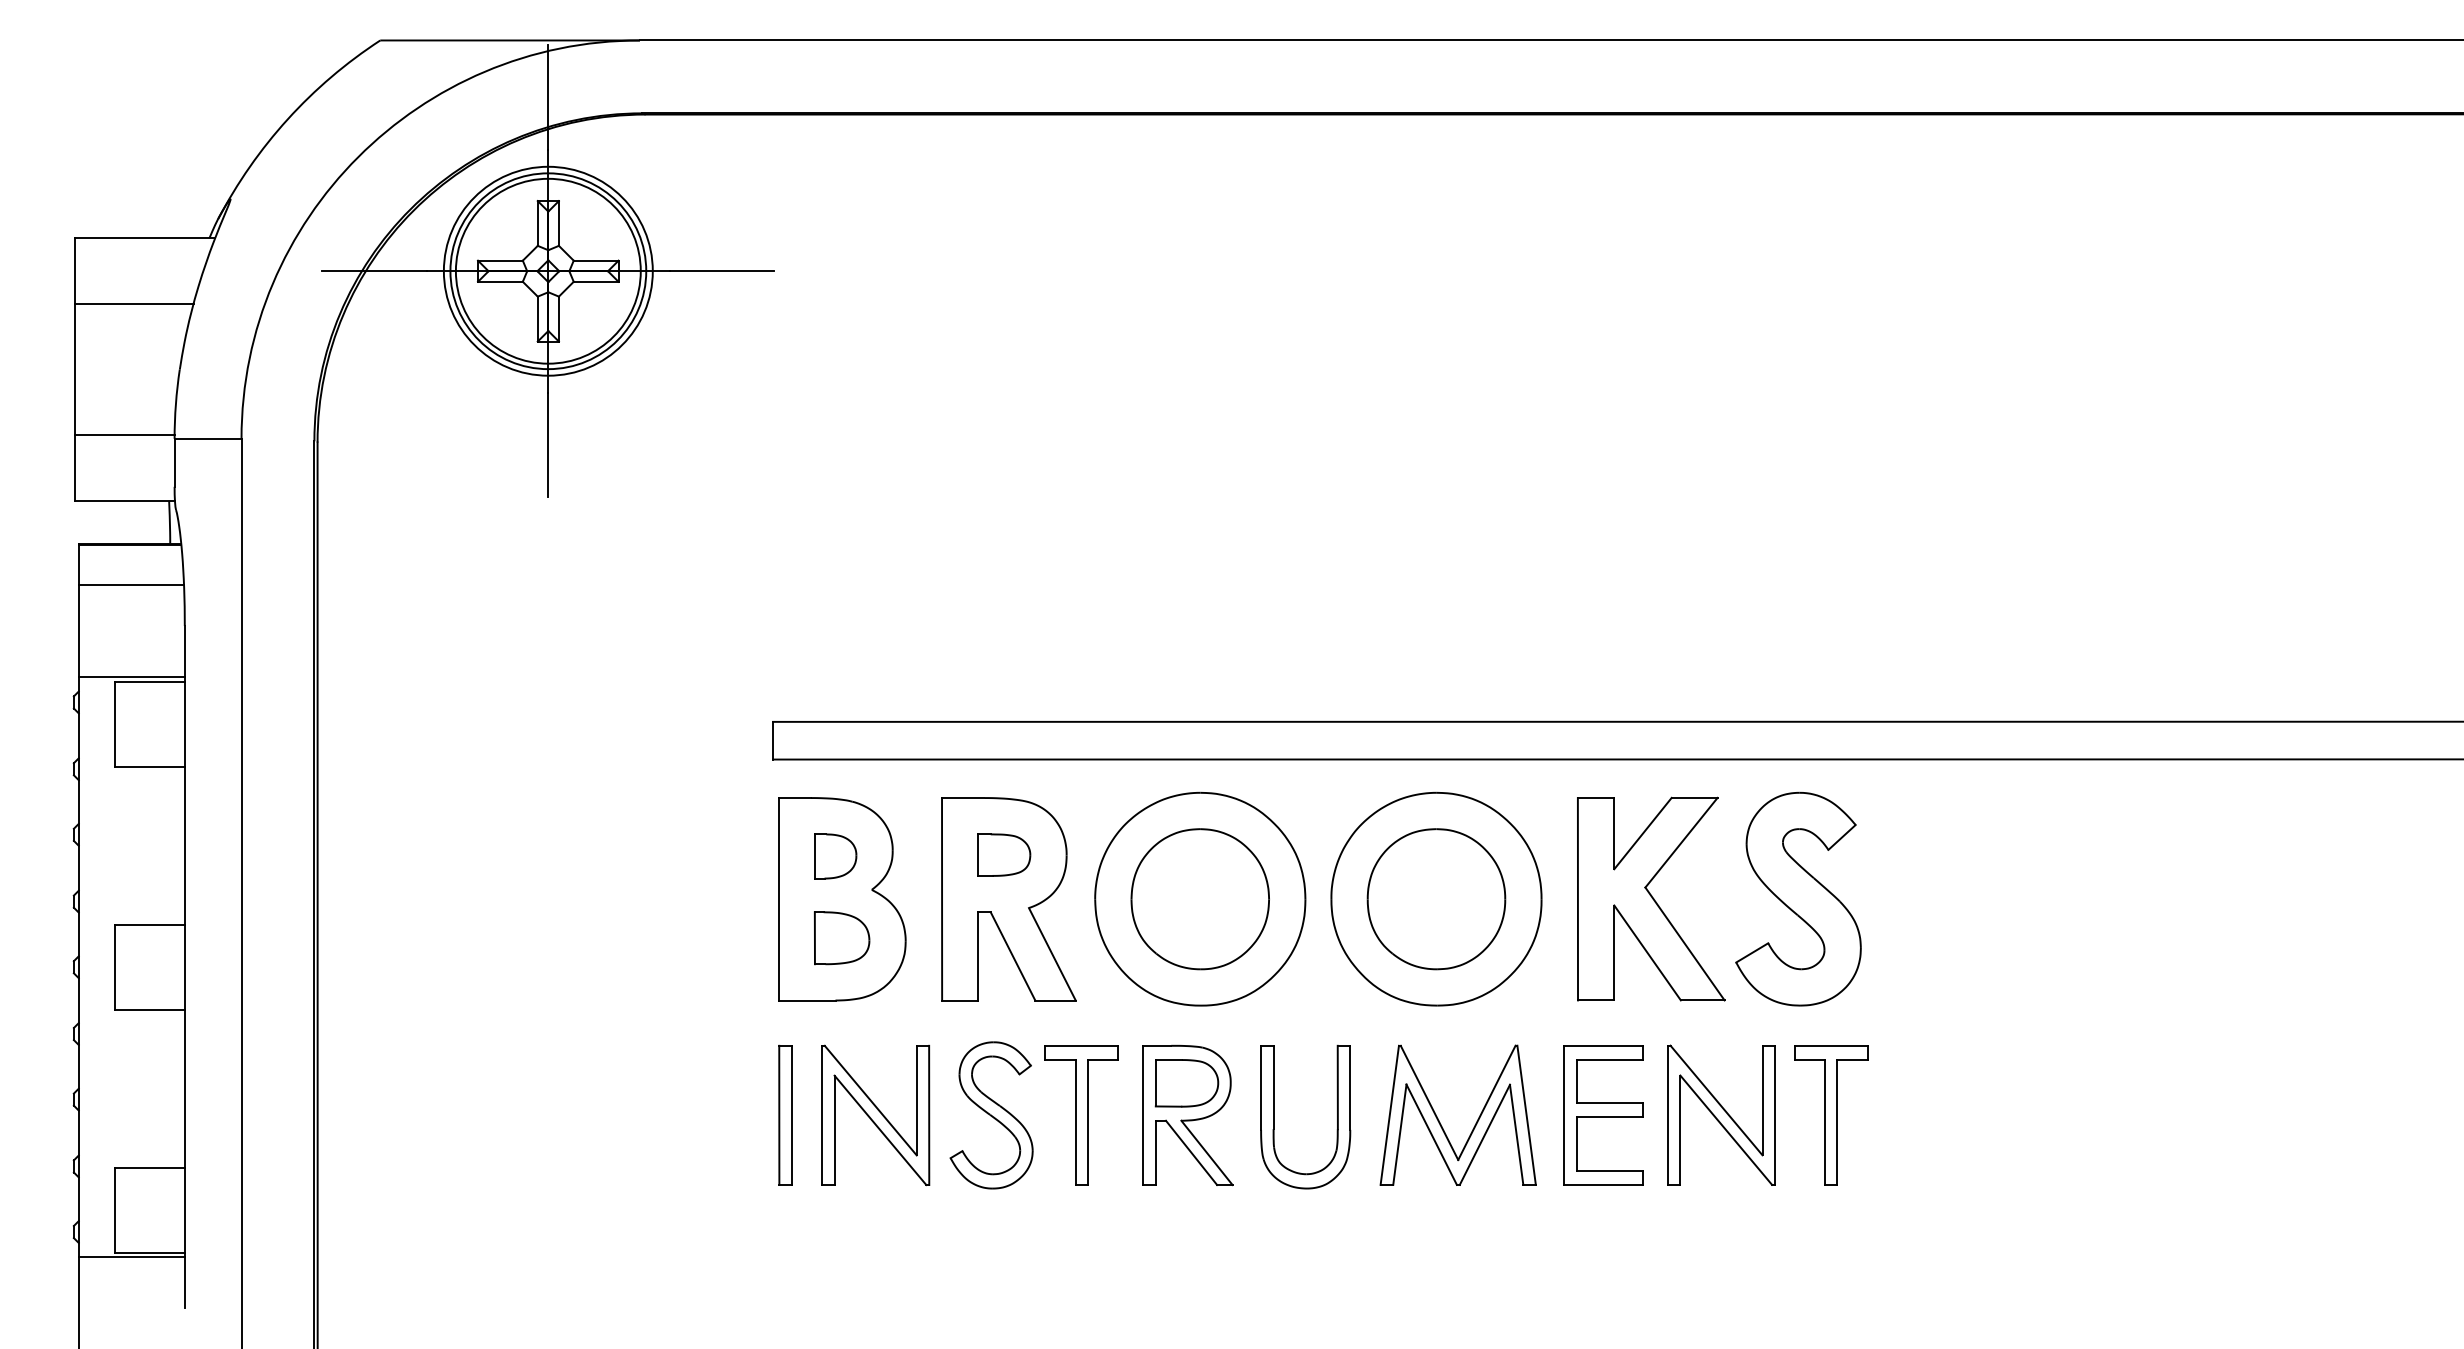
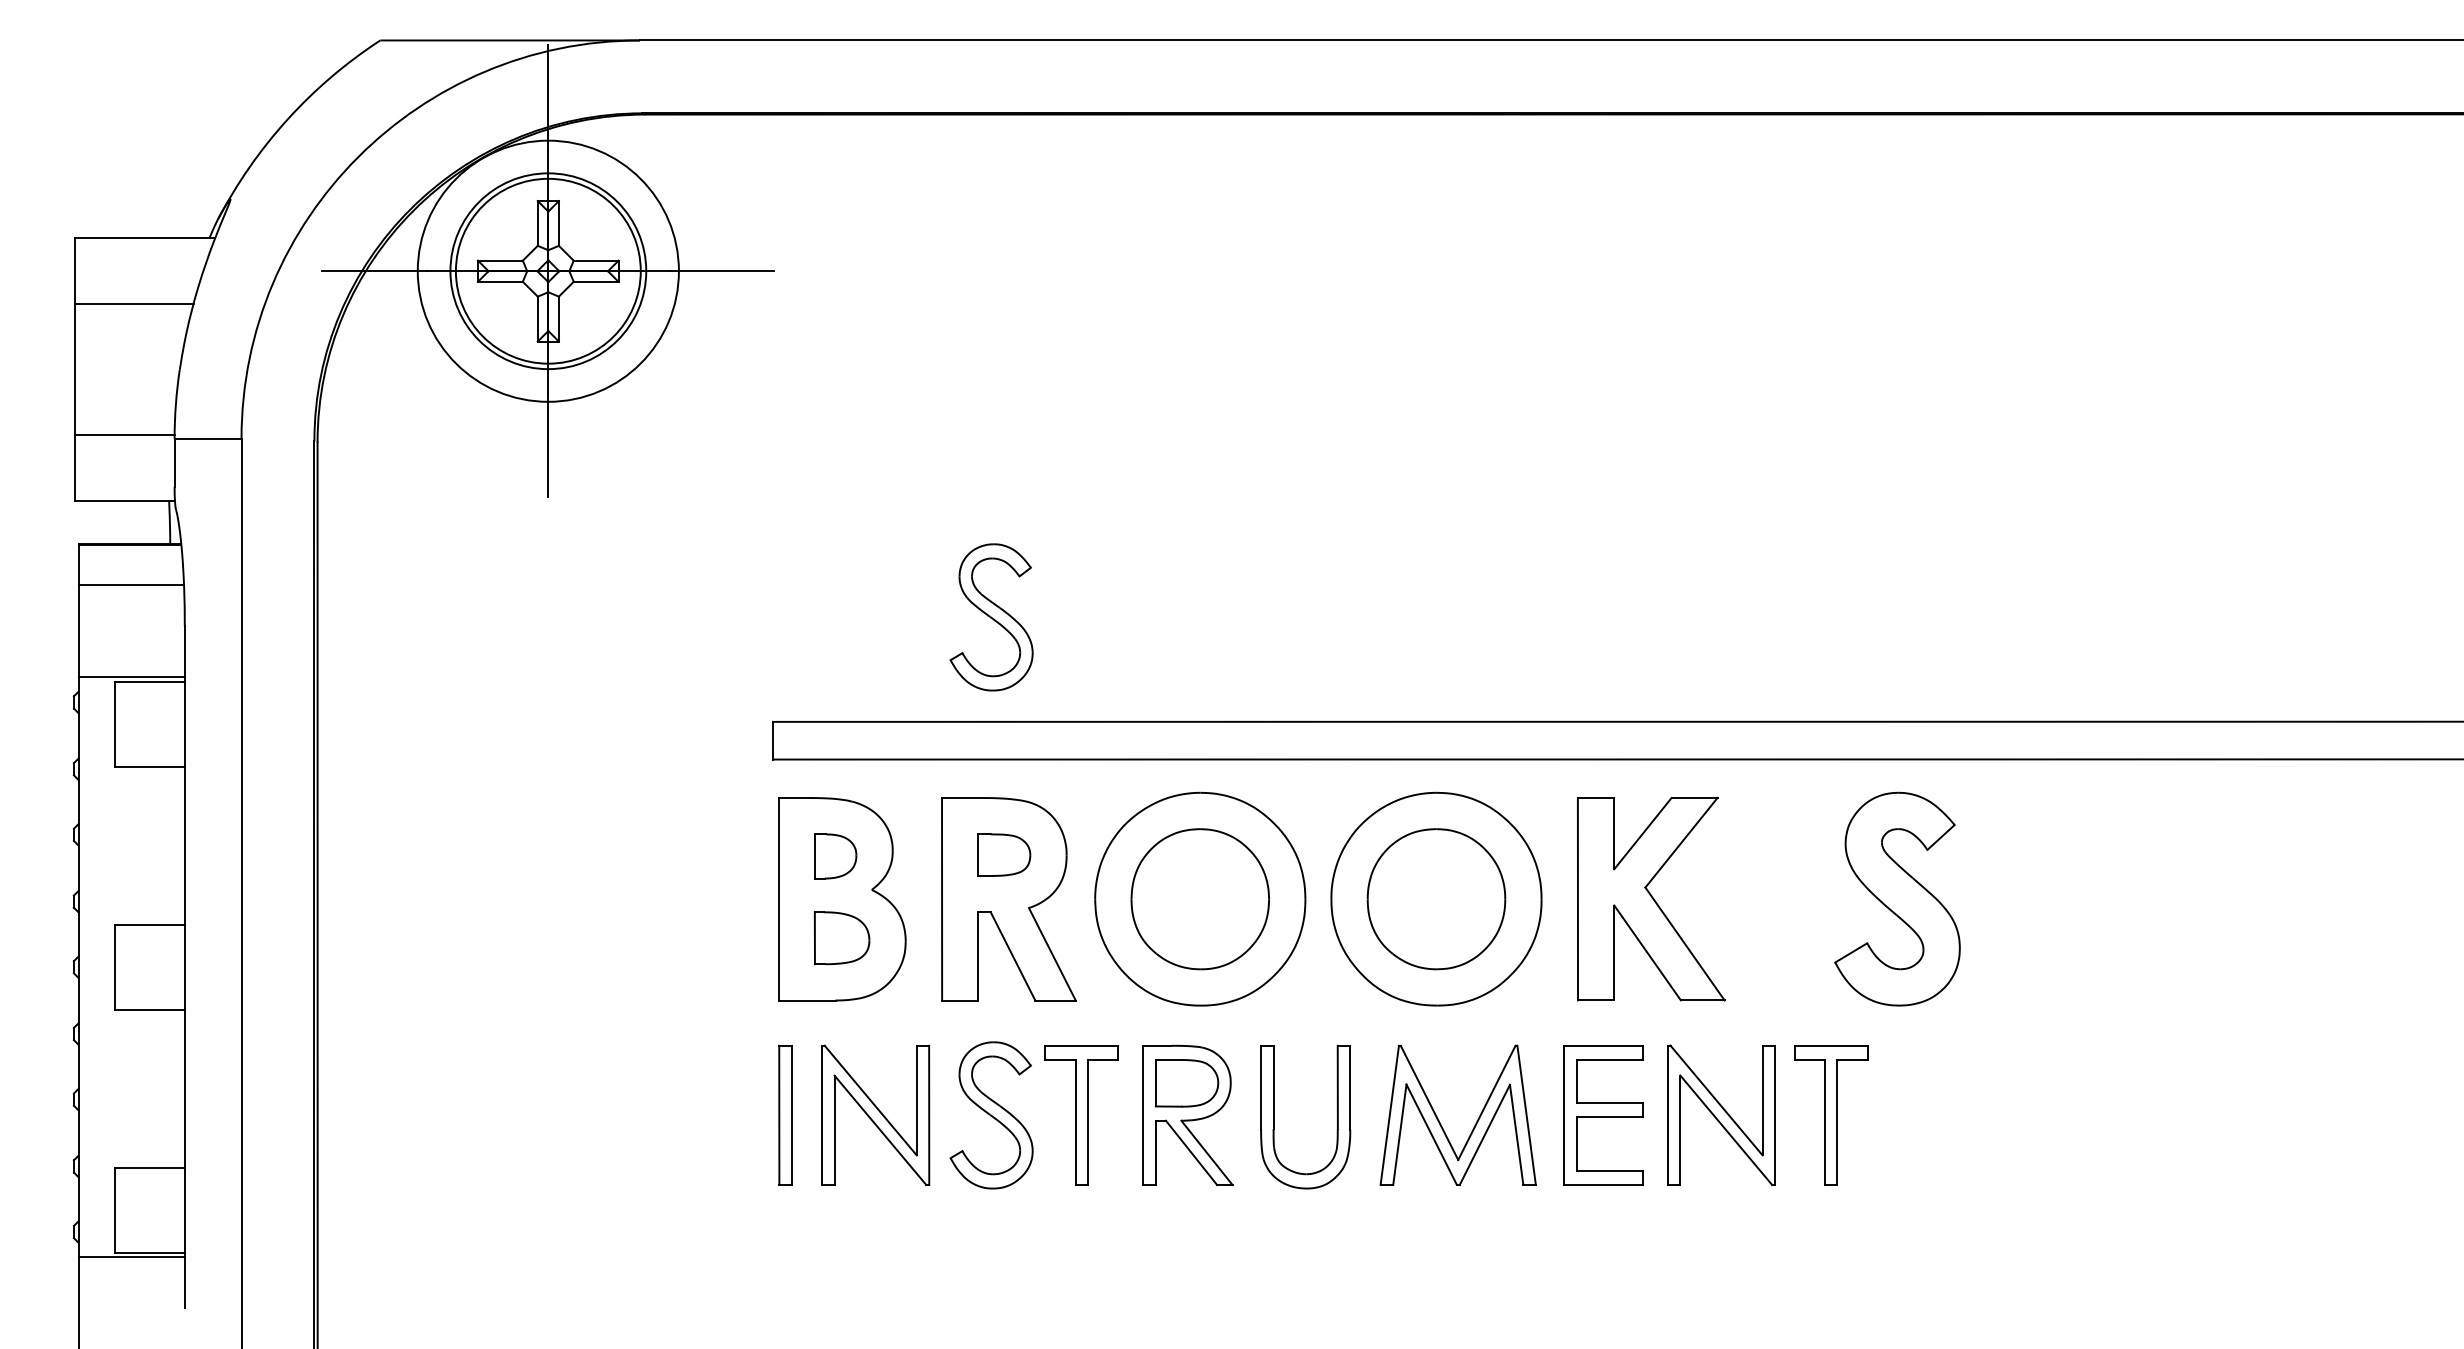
circle diameter: 209 px -> 261 px (547, 270)
part: none -> present (991, 617)
part position: (1798, 898) -> (1897, 898) (1897, 898)
